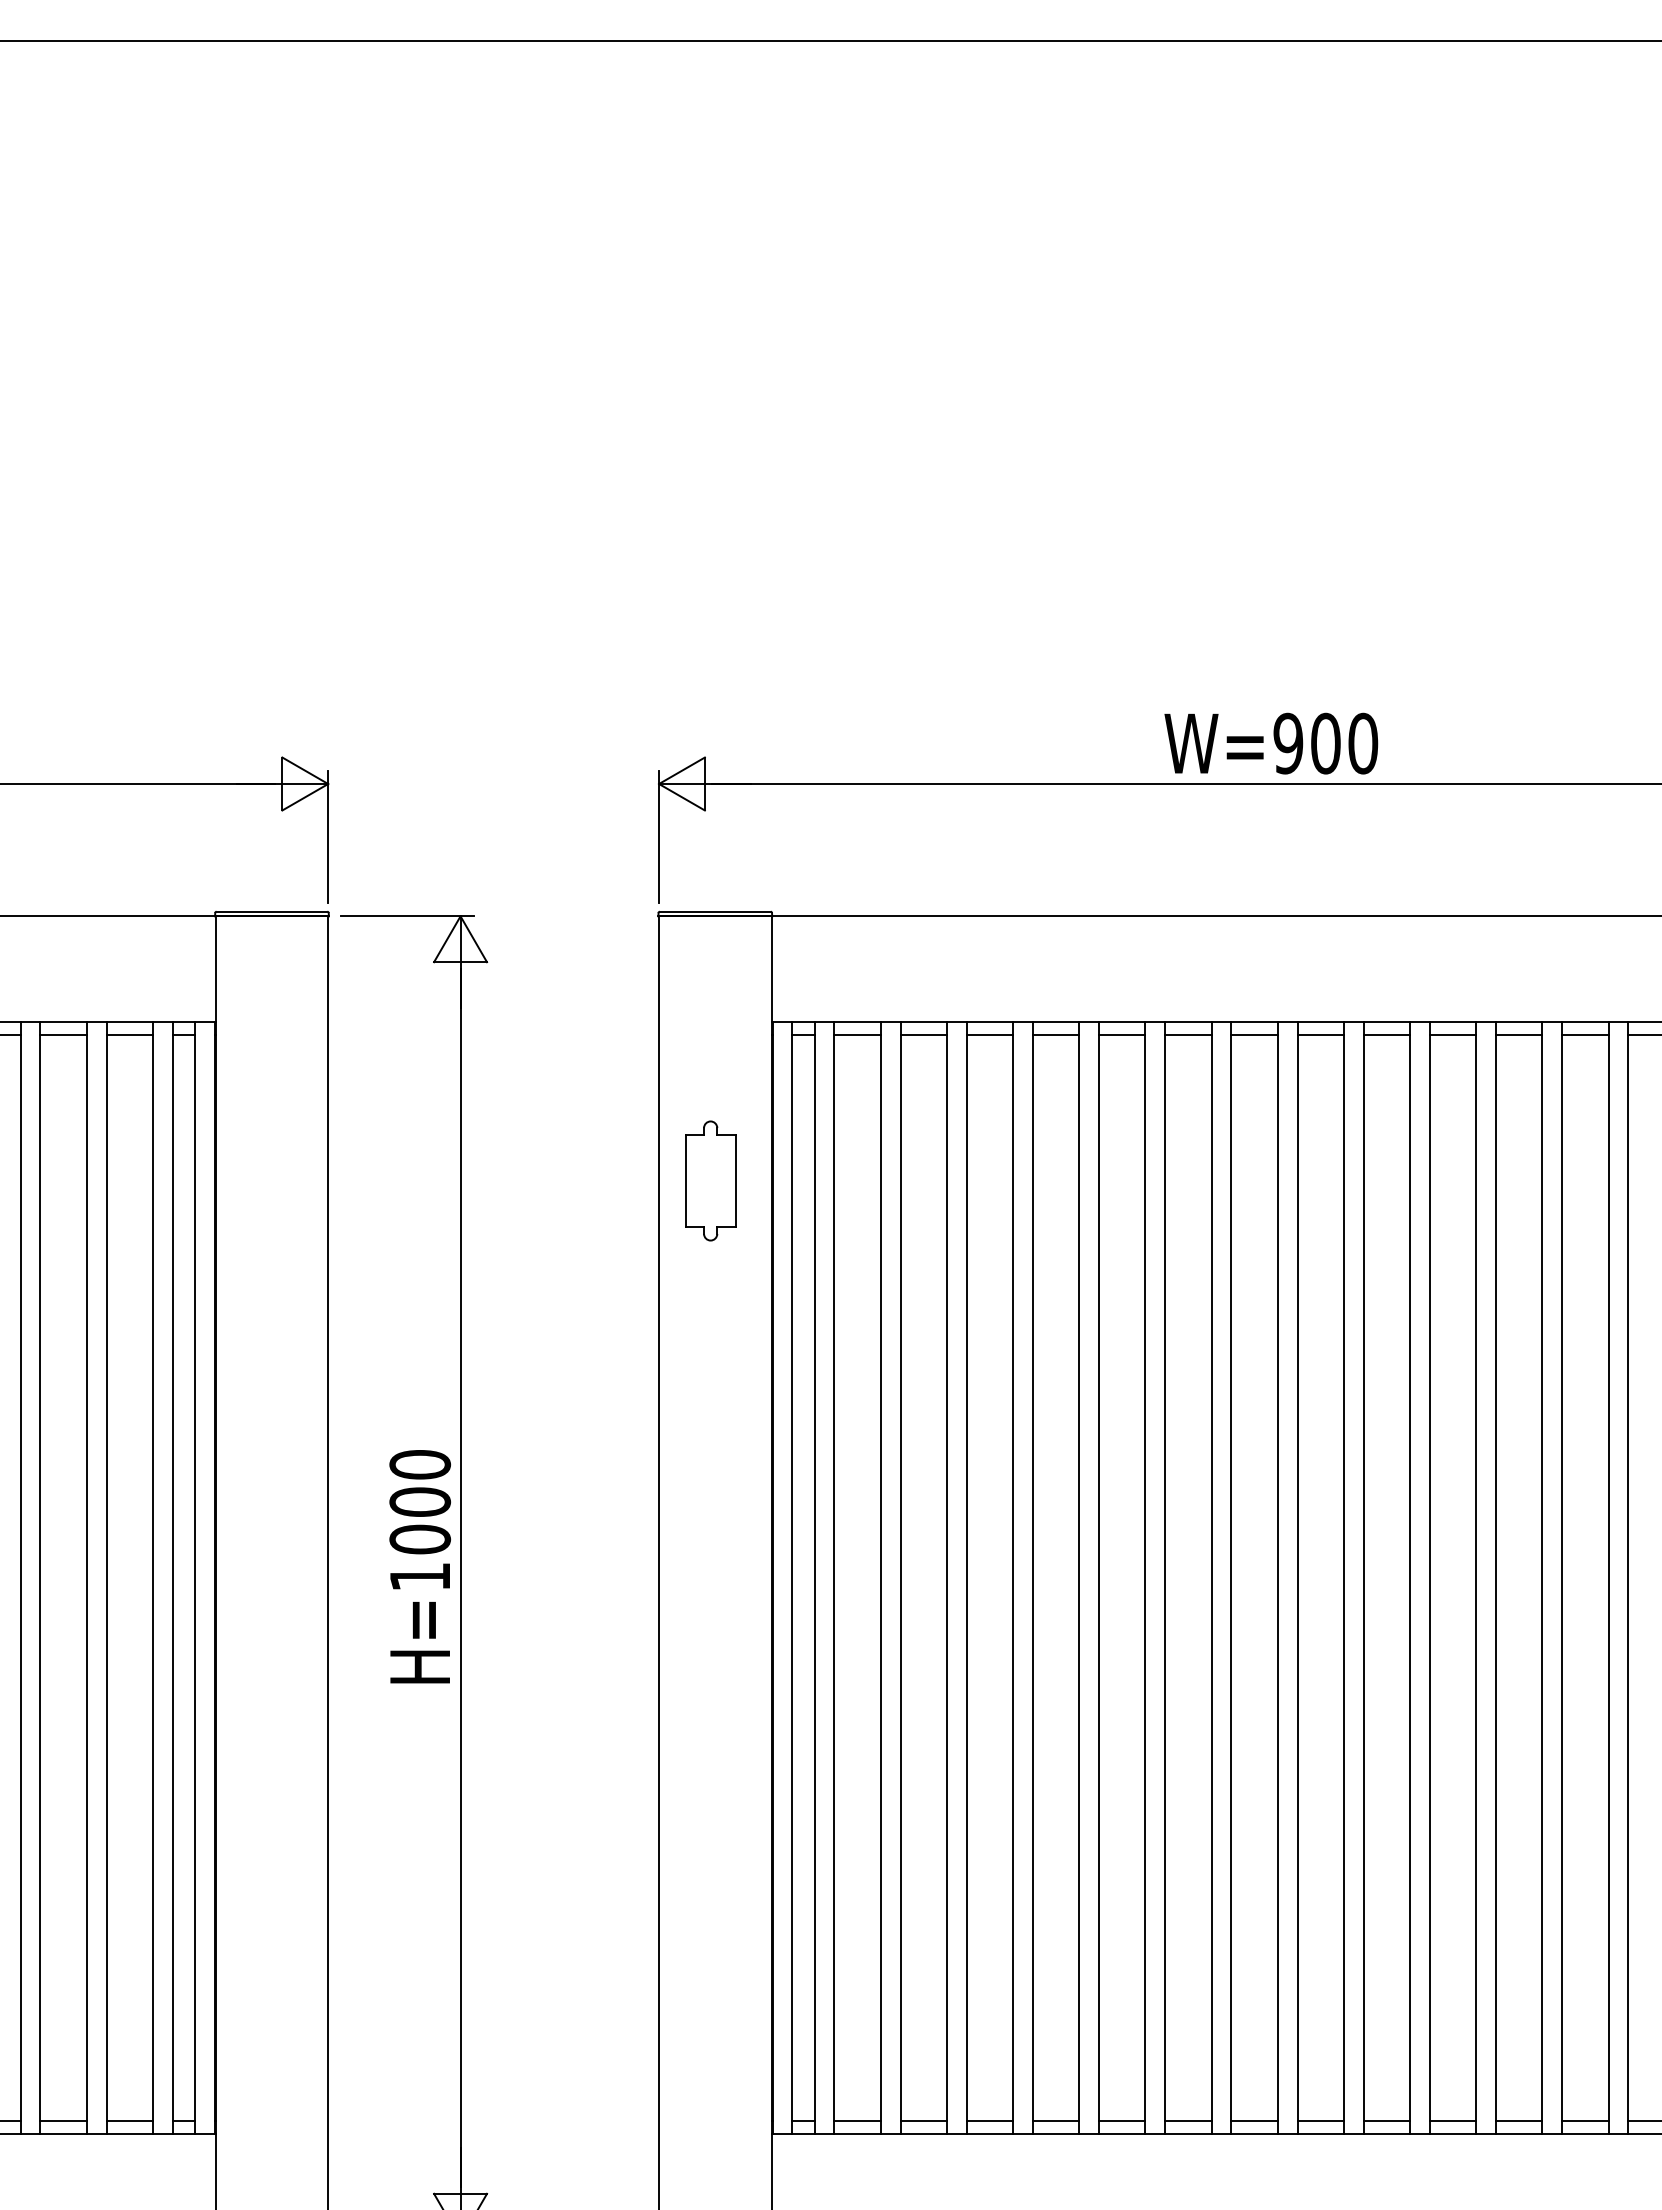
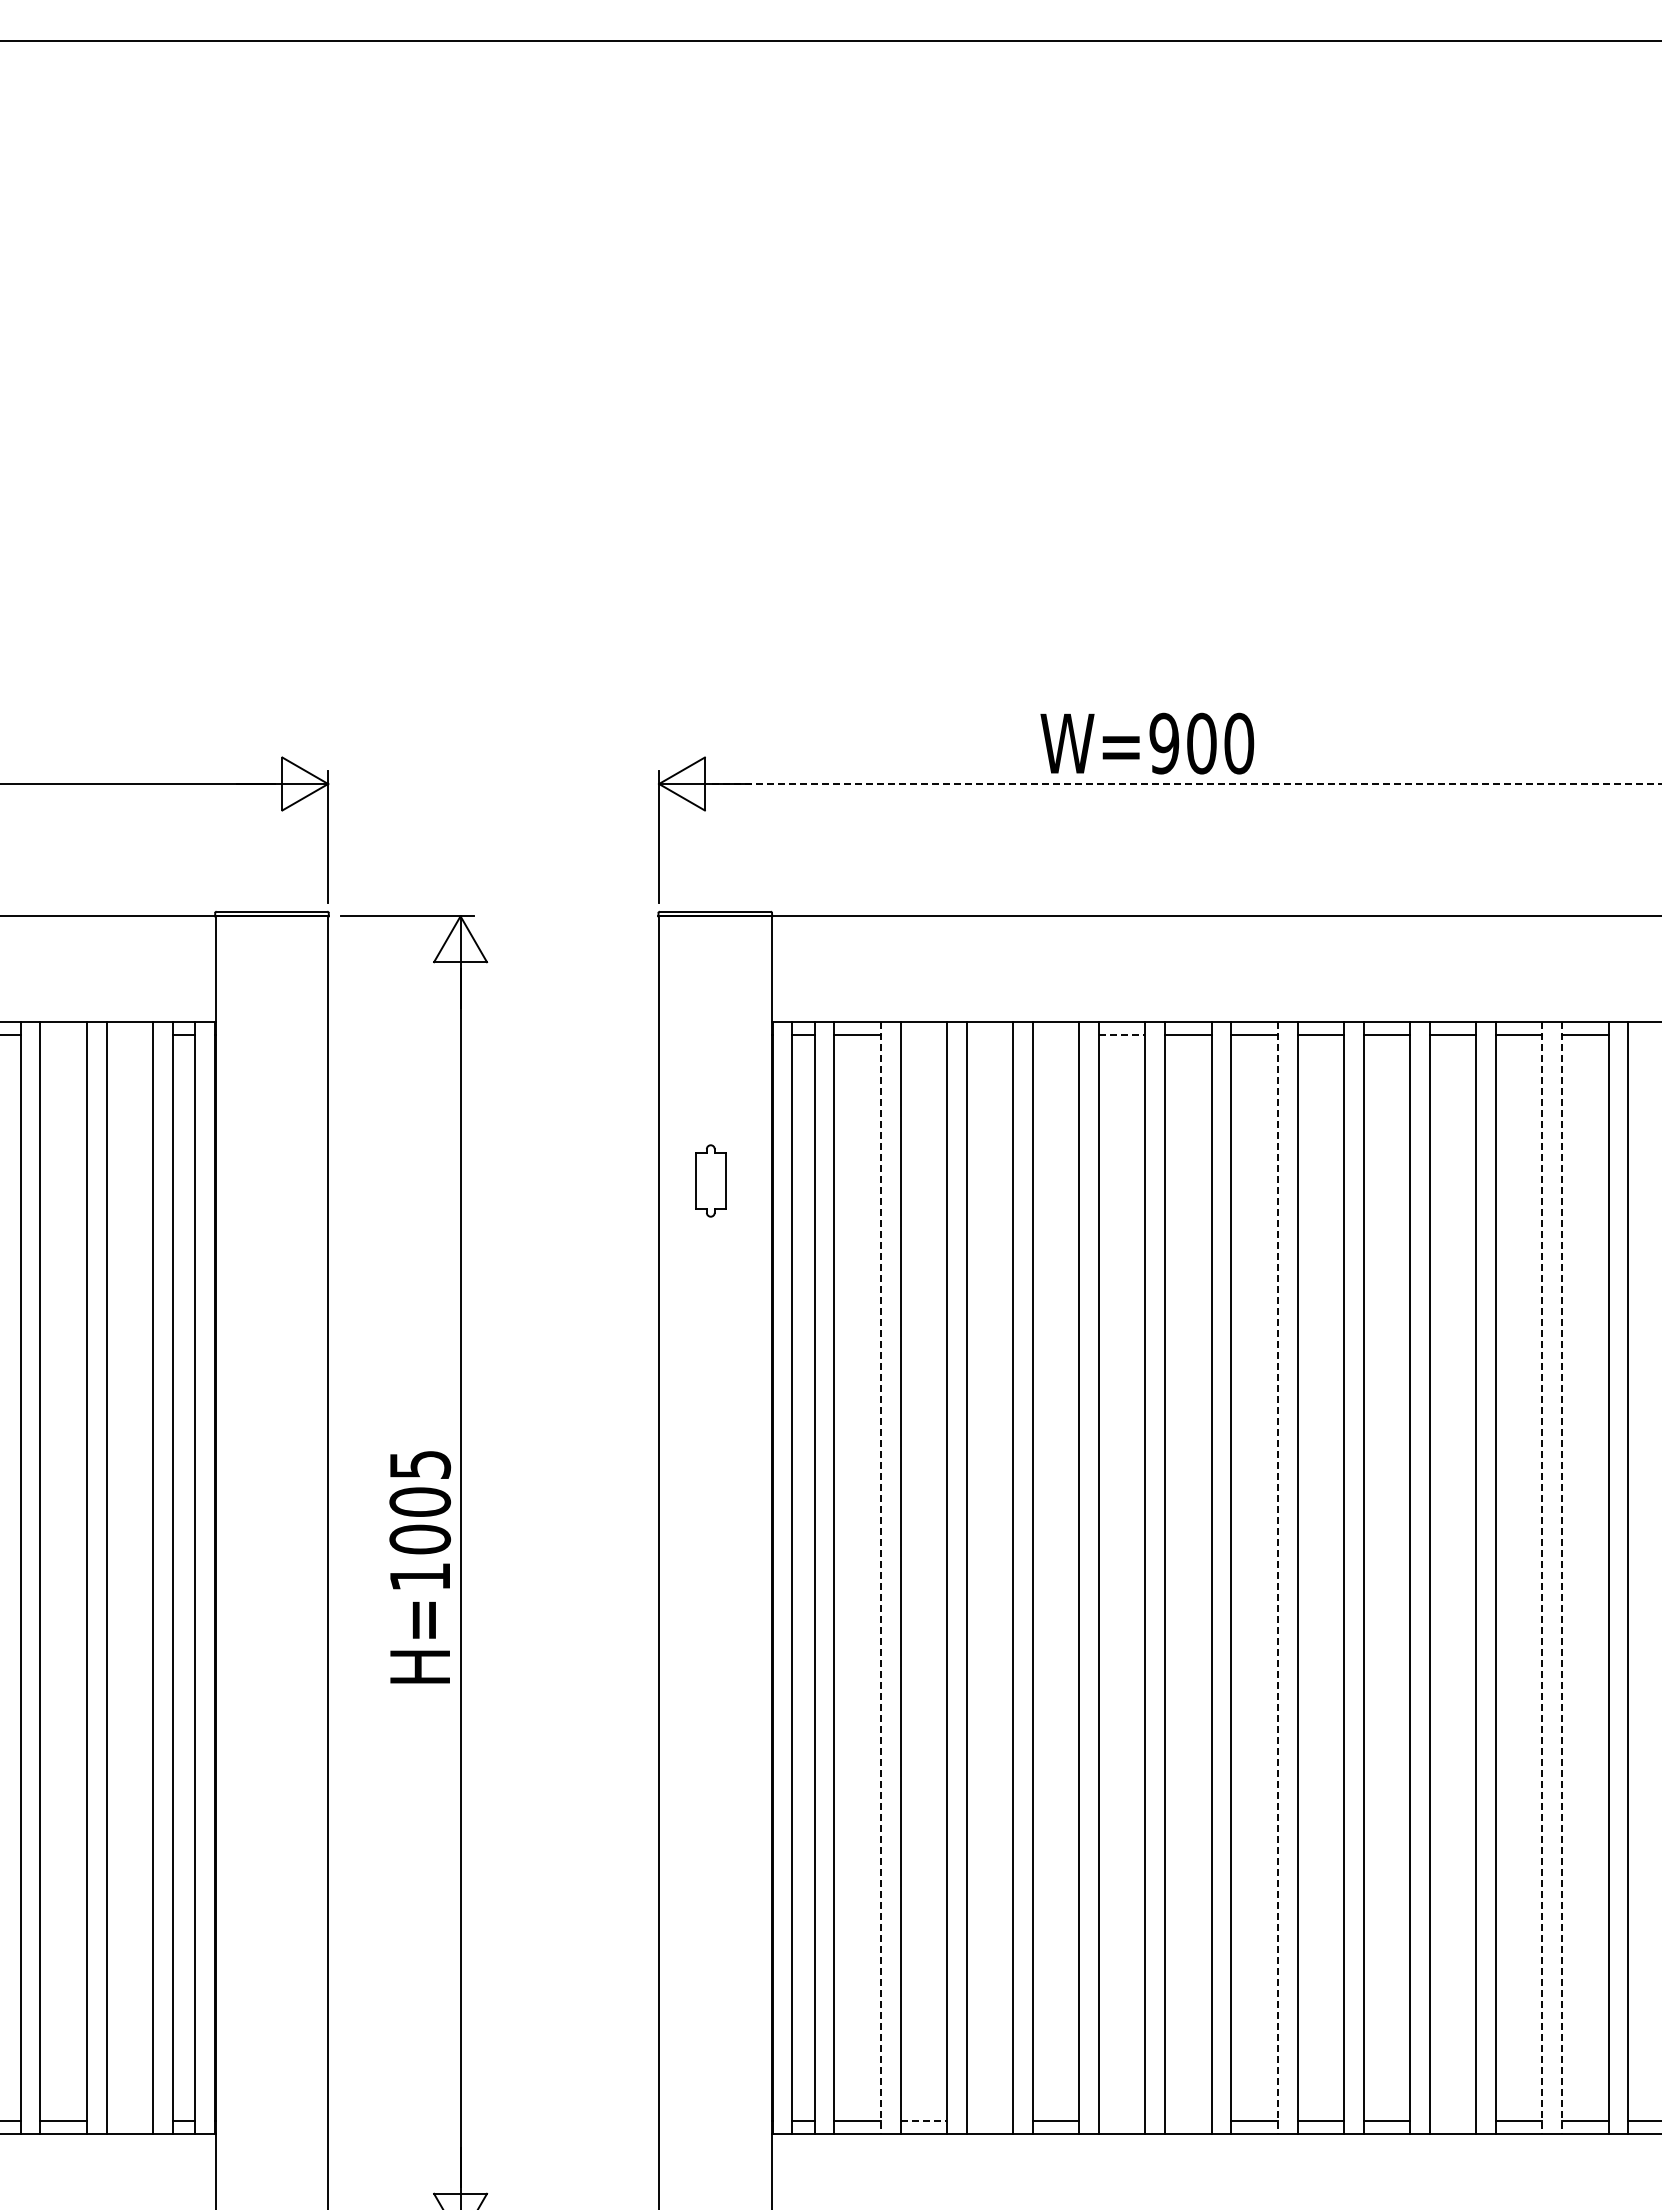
text position: (1271, 743) -> (1147, 743) (1147, 743)
line: solid -> dashed (1186, 784)
line: present -> none (63, 1035)
line: present -> none (129, 1035)
line: present -> none (923, 1035)
line: present -> none (989, 1035)
line: present -> none (1055, 1035)
line: solid -> dashed (1122, 1035)
line: present -> none (1643, 1035)
part size: 52x122 px -> 32x74 px (710, 1180)
text: H=1000 -> H=1005 (420, 1464)
line: solid -> dashed (880, 1578)
line: solid -> dashed (1277, 1578)
line: solid -> dashed (1542, 1578)
line: solid -> dashed (1562, 1578)
line: present -> none (129, 2120)
line: solid -> dashed (924, 2120)
line: present -> none (989, 2120)
line: present -> none (1122, 2120)
line: present -> none (1188, 2120)
line: present -> none (1452, 2120)
